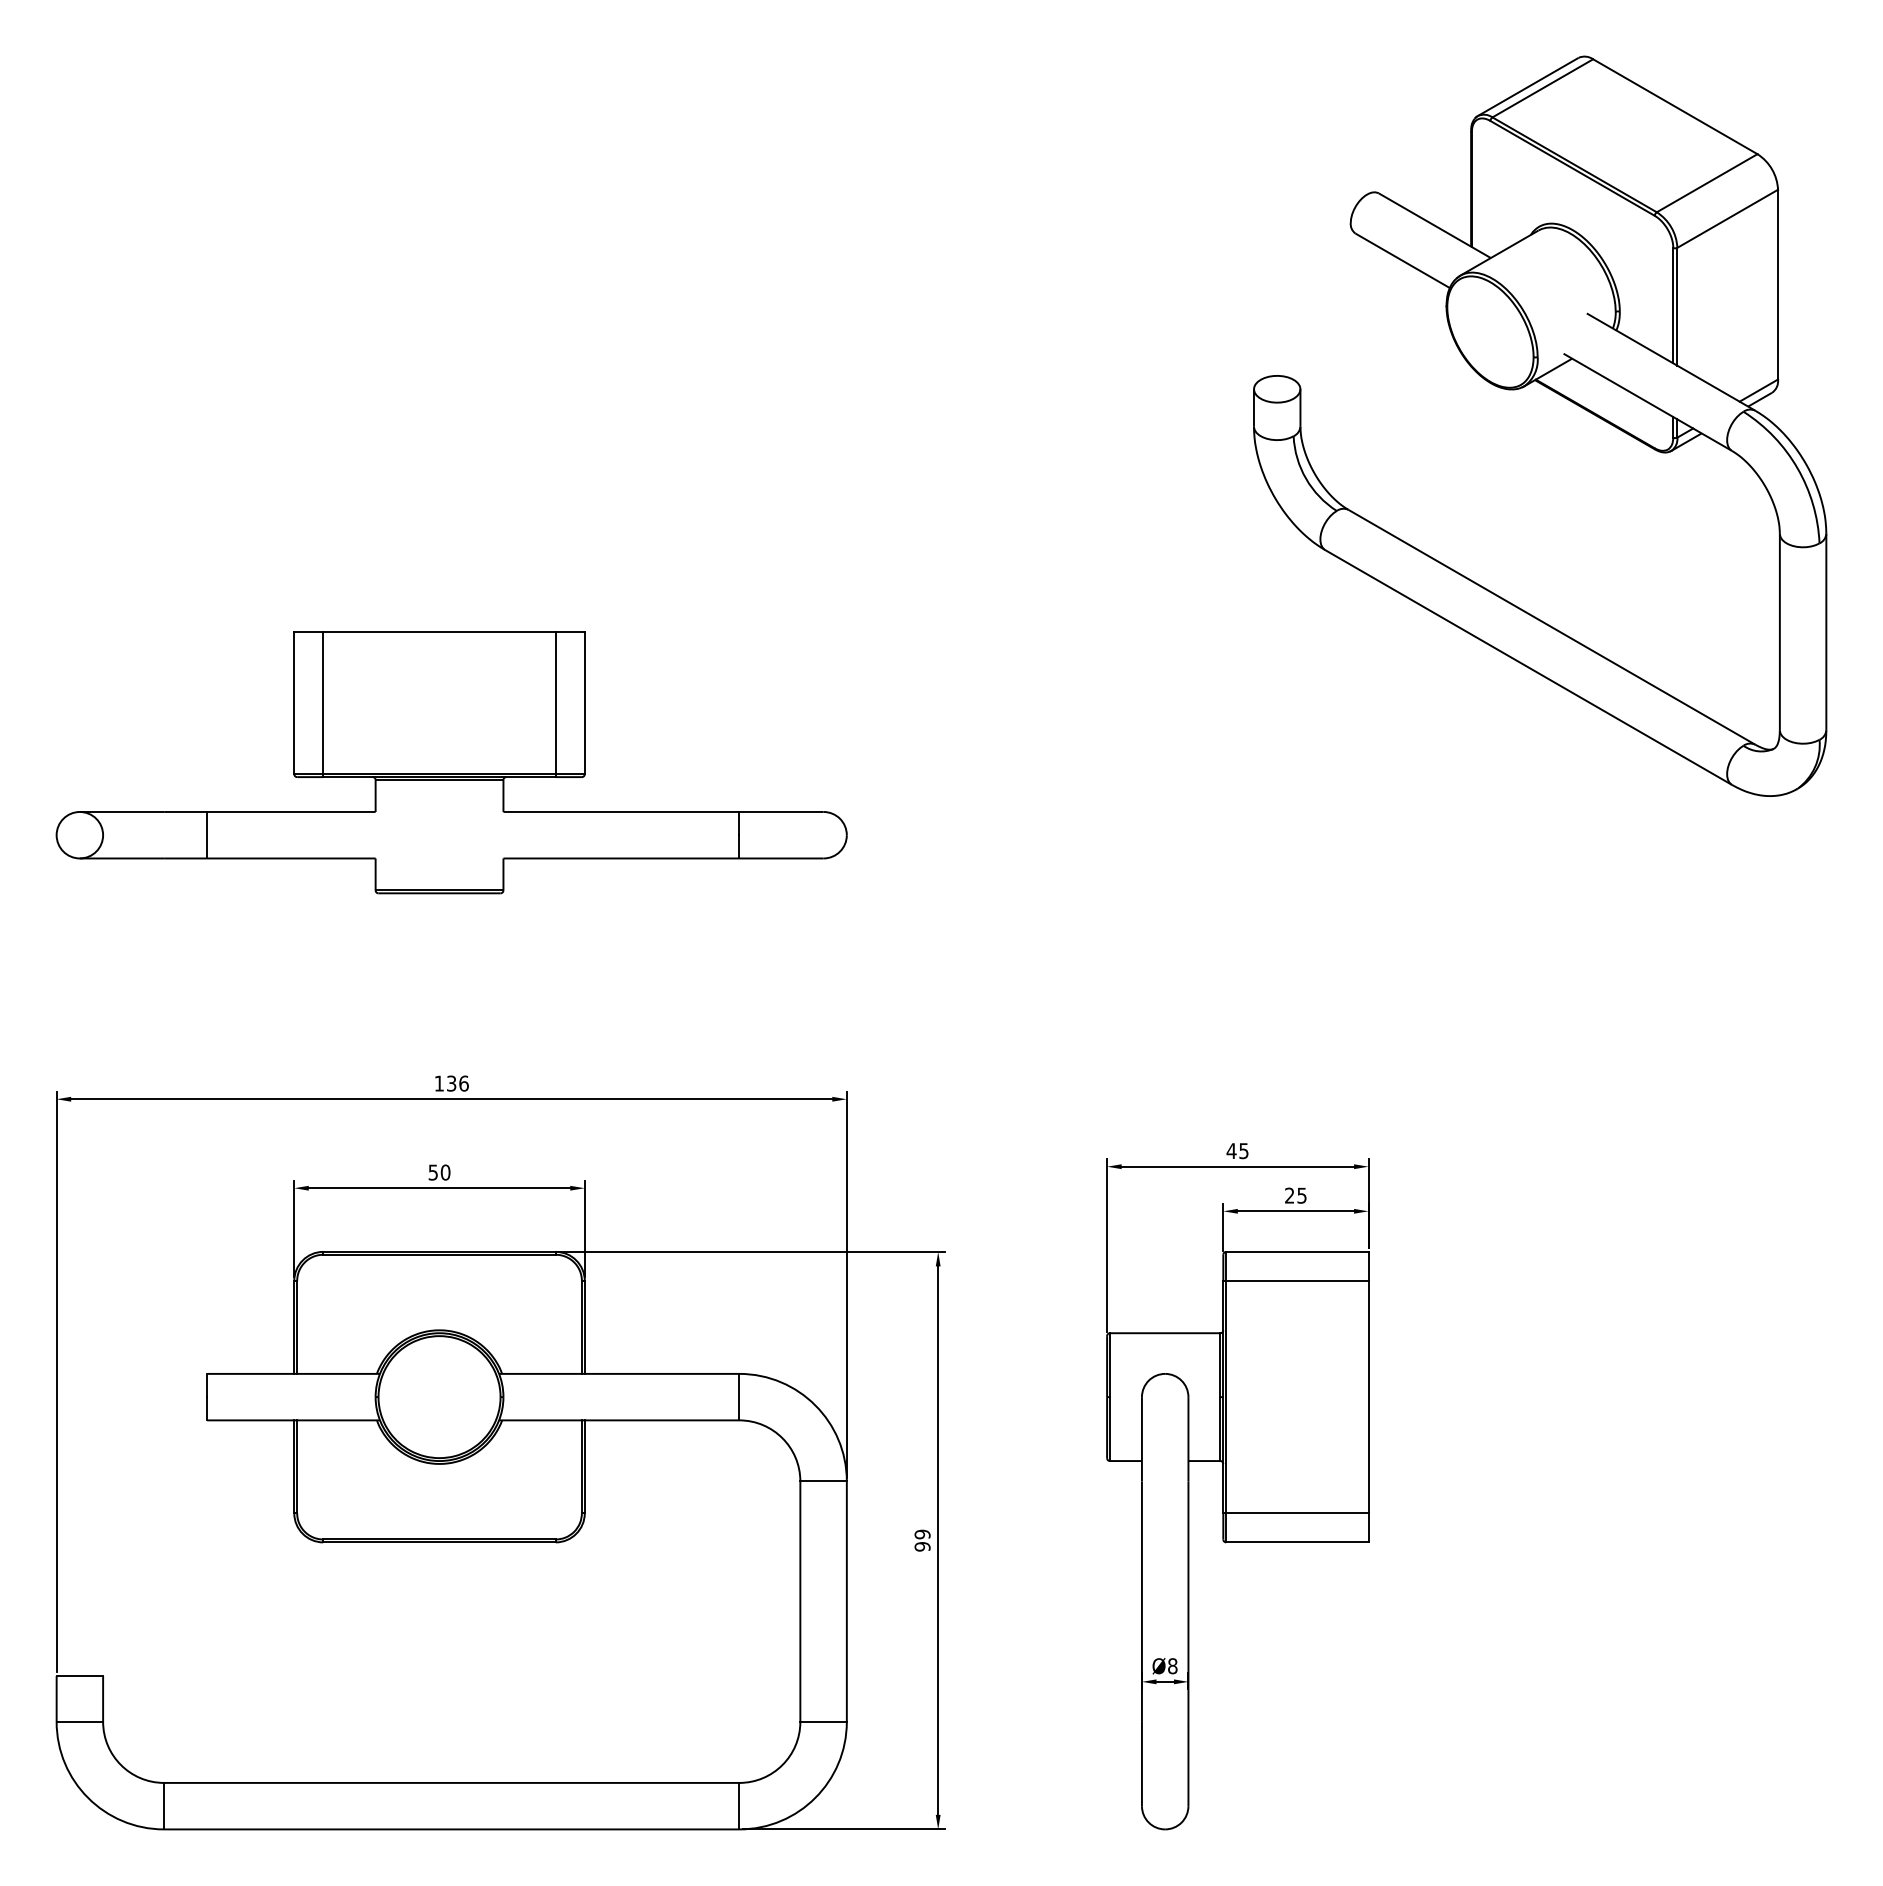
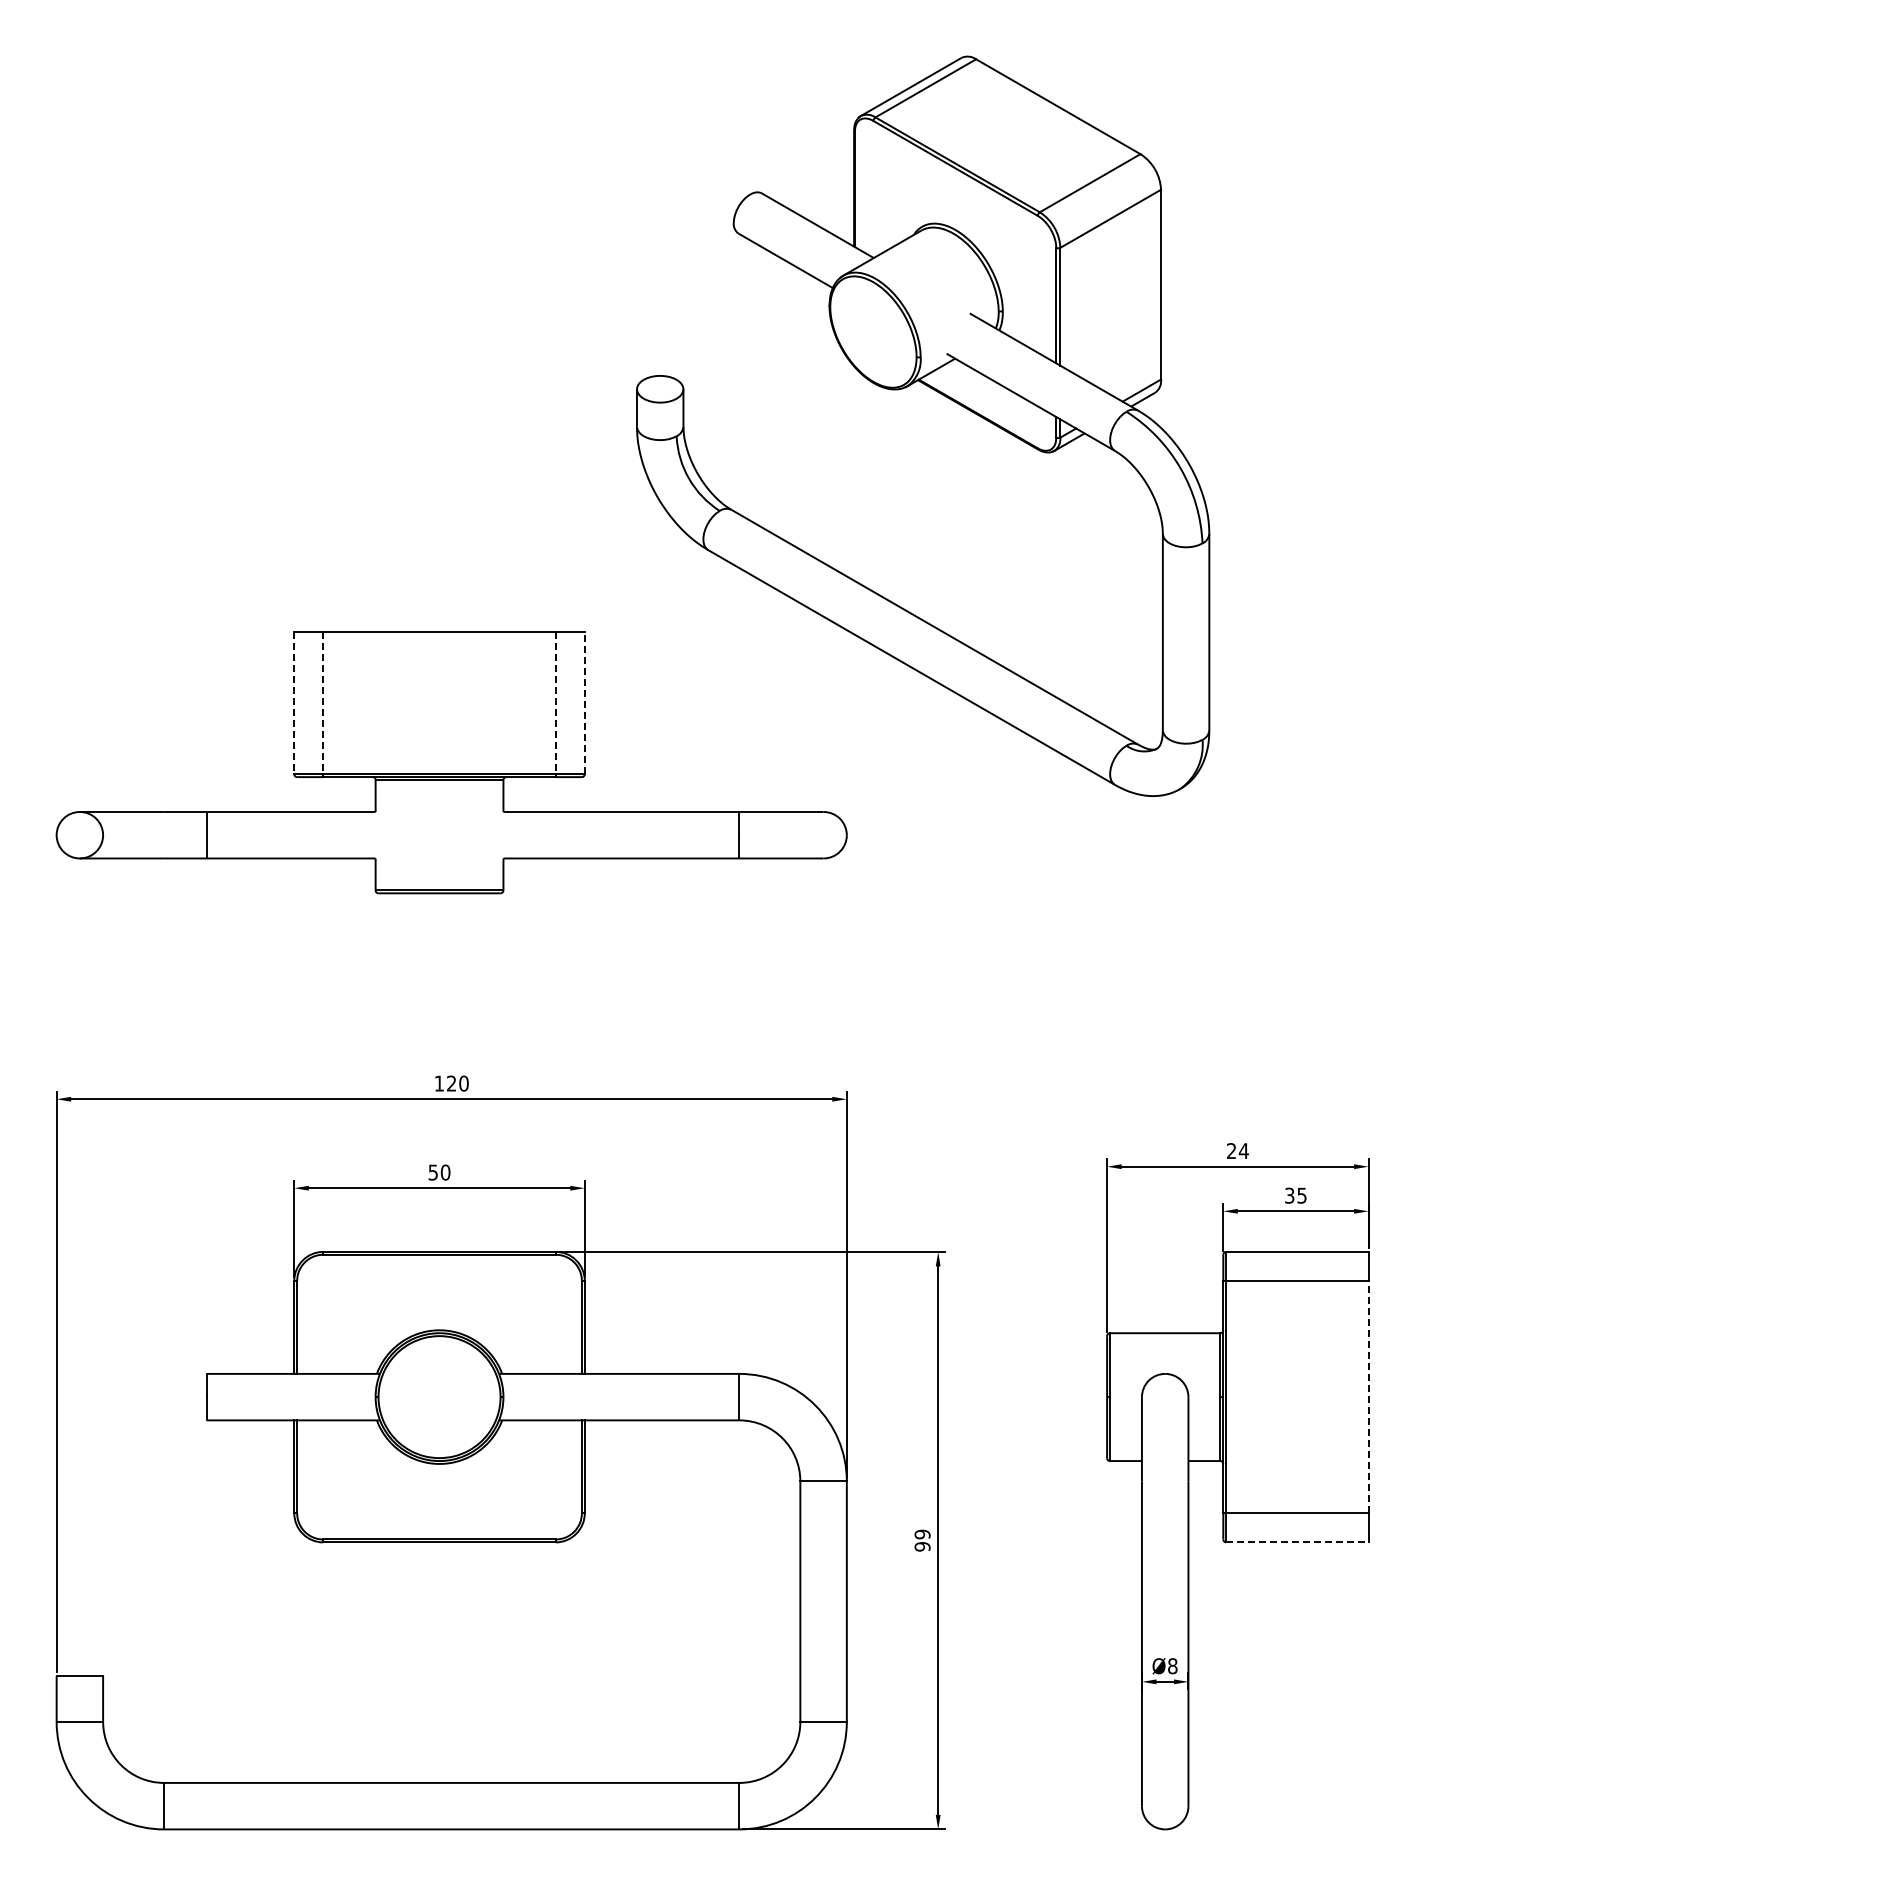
part position: (1557, 394) -> (940, 394) (940, 394)
line: solid -> dashed (584, 702)
line: solid -> dashed (294, 703)
line: solid -> dashed (323, 703)
line: solid -> dashed (555, 703)
text: 136 -> 120 (457, 1083)
text: 45 -> 24 (1237, 1151)
text: 25 -> 35 (1289, 1195)
line: solid -> dashed (1368, 1396)
line: solid -> dashed (1297, 1542)
